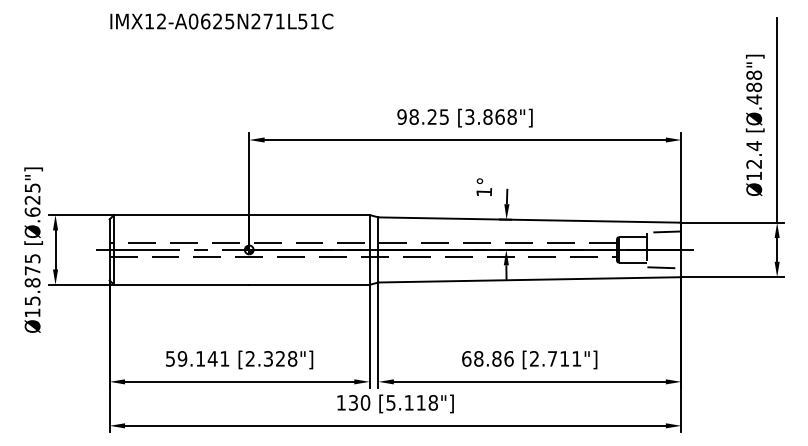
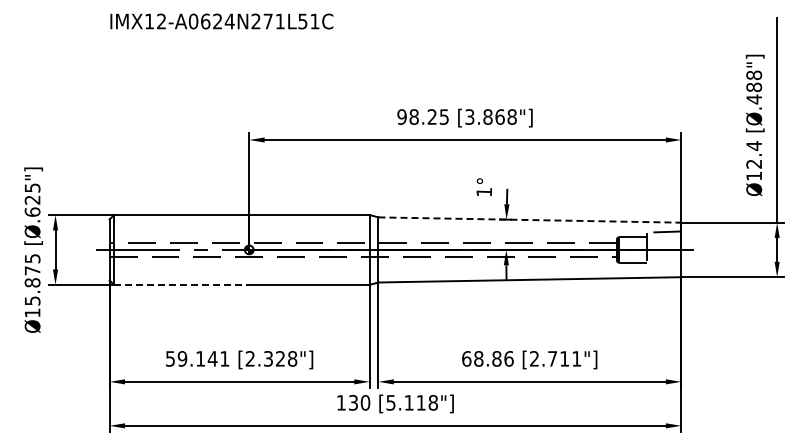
text: IMX12-A0625N271L51C -> IMX12-A0624N271L51C (229, 21)
line: solid -> dashed (529, 220)
line: present -> none (664, 267)
line: solid -> dashed (181, 284)
